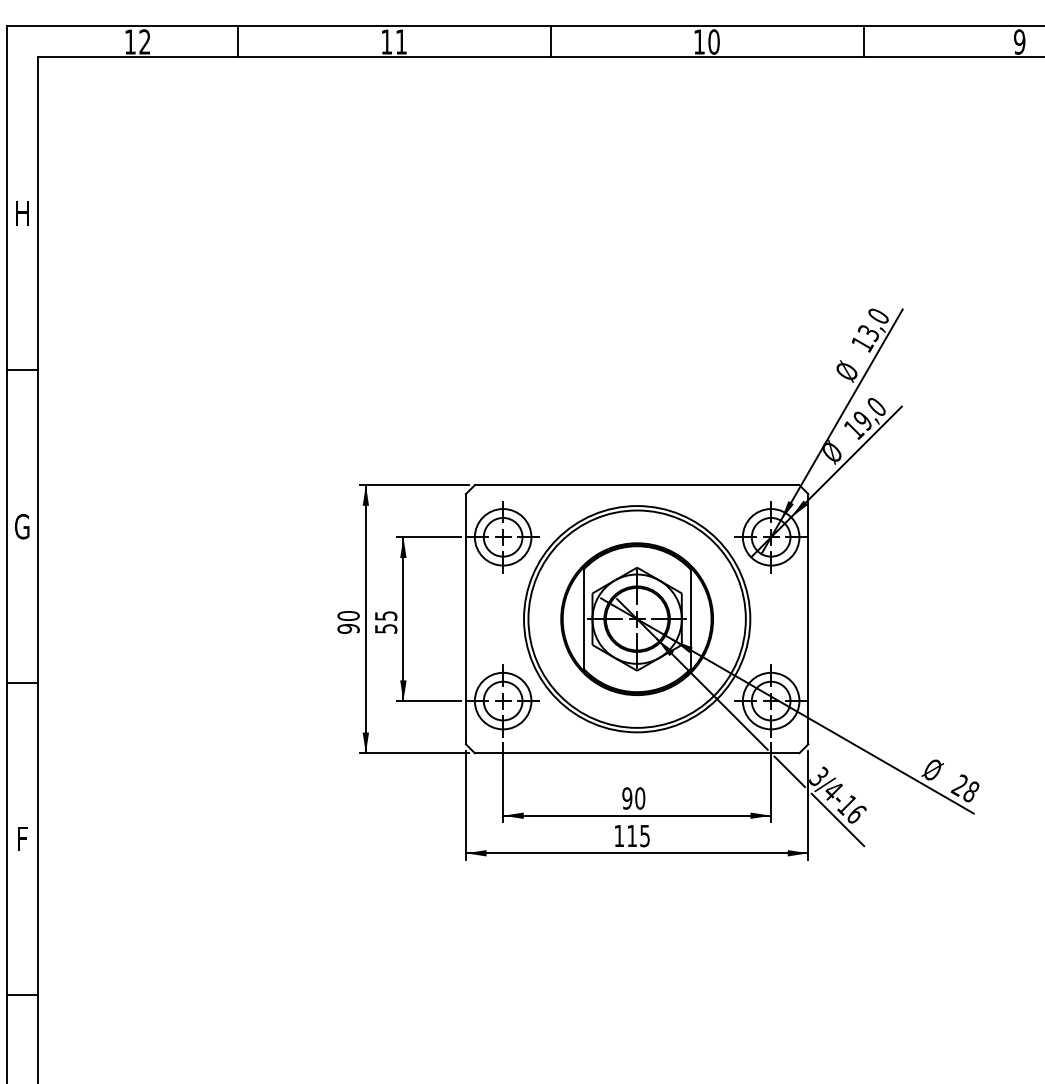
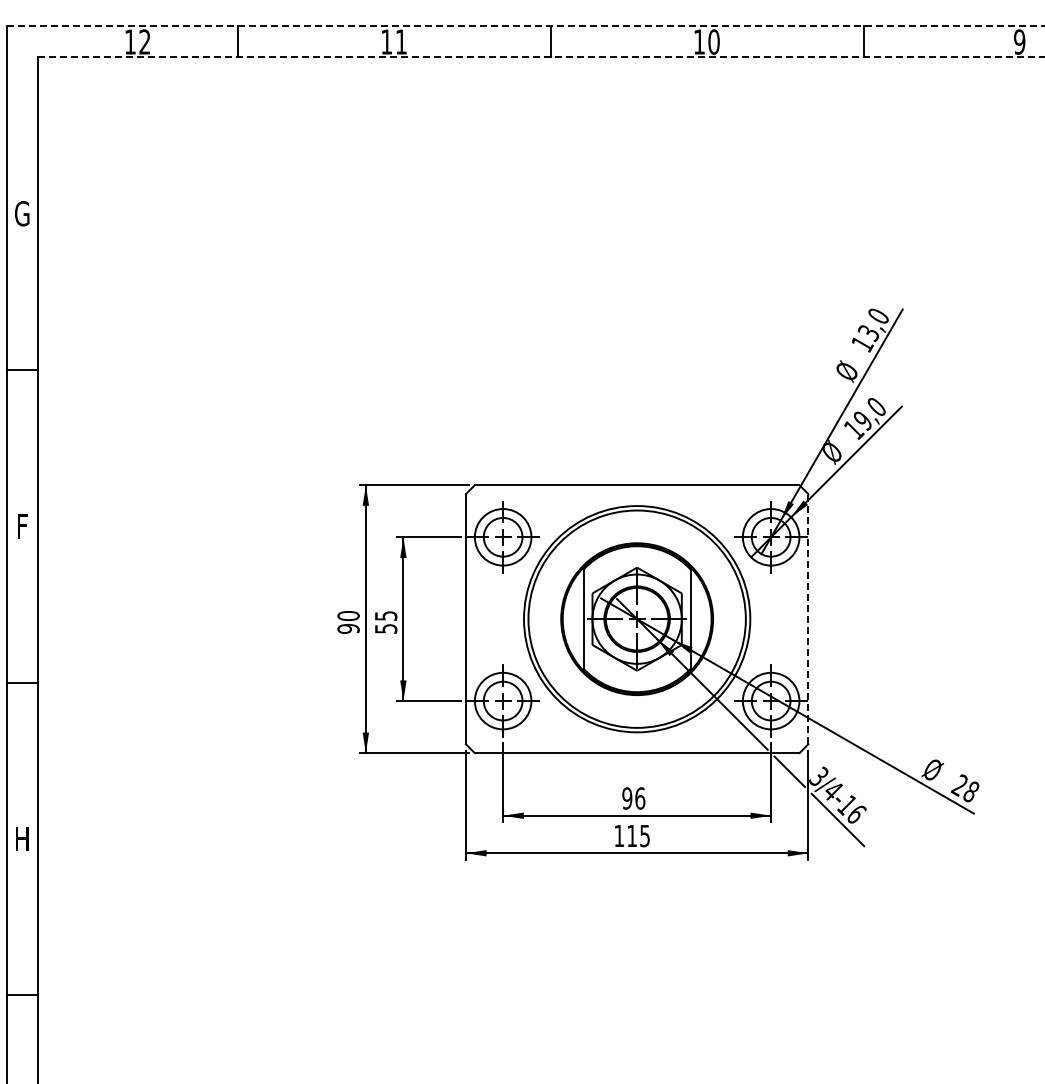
line: solid -> dashed (525, 26)
line: solid -> dashed (541, 57)
text: H -> G (22, 213)
text: G -> F (21, 526)
line: solid -> dashed (808, 618)
text: 90 -> 96 (640, 798)
text: F -> H (22, 838)
